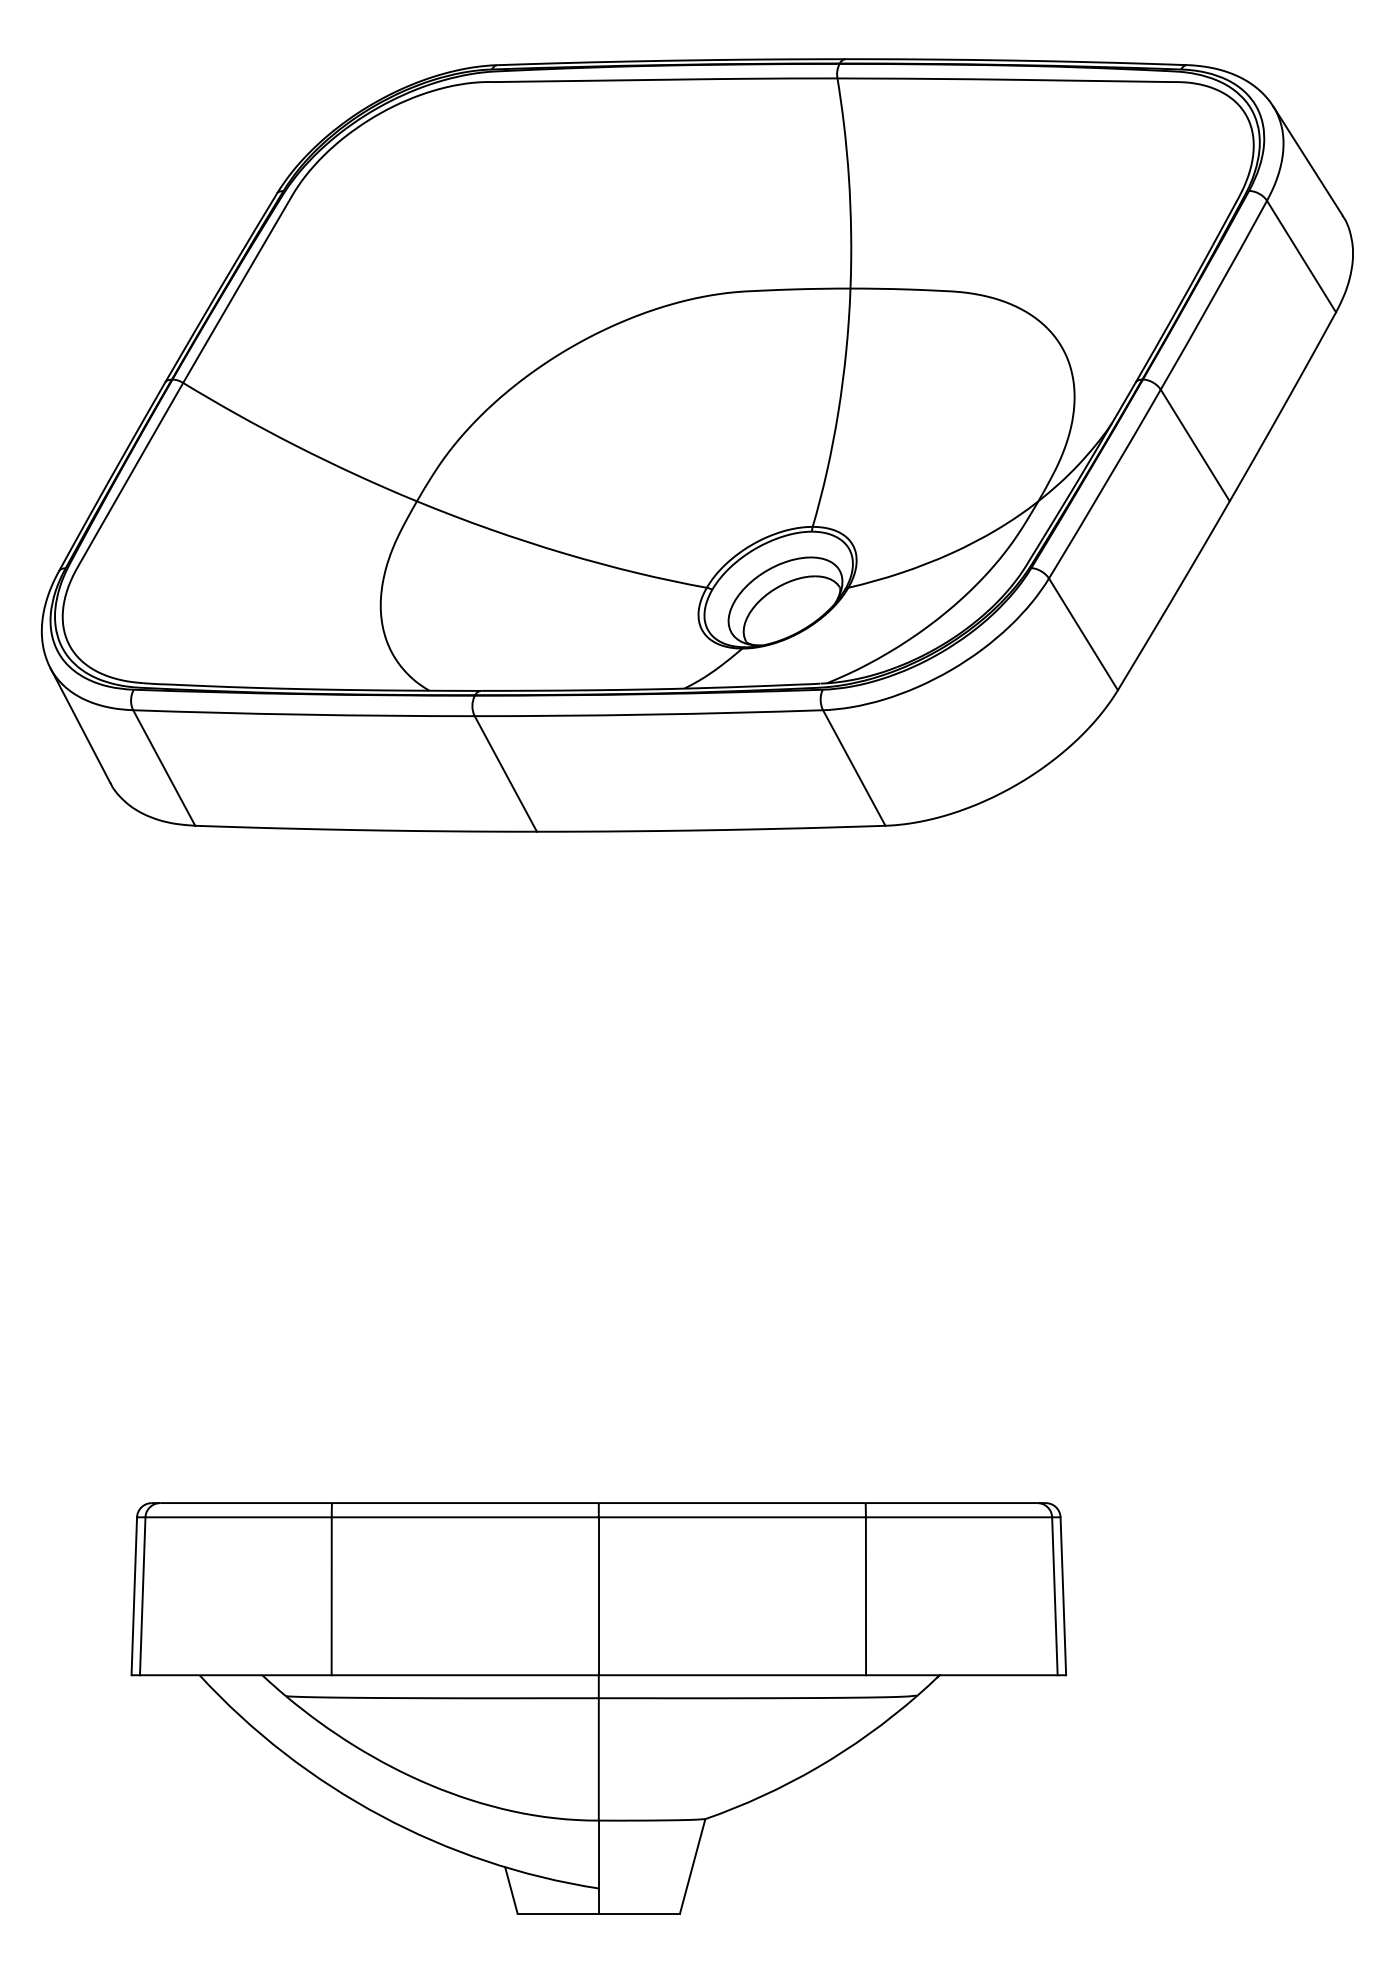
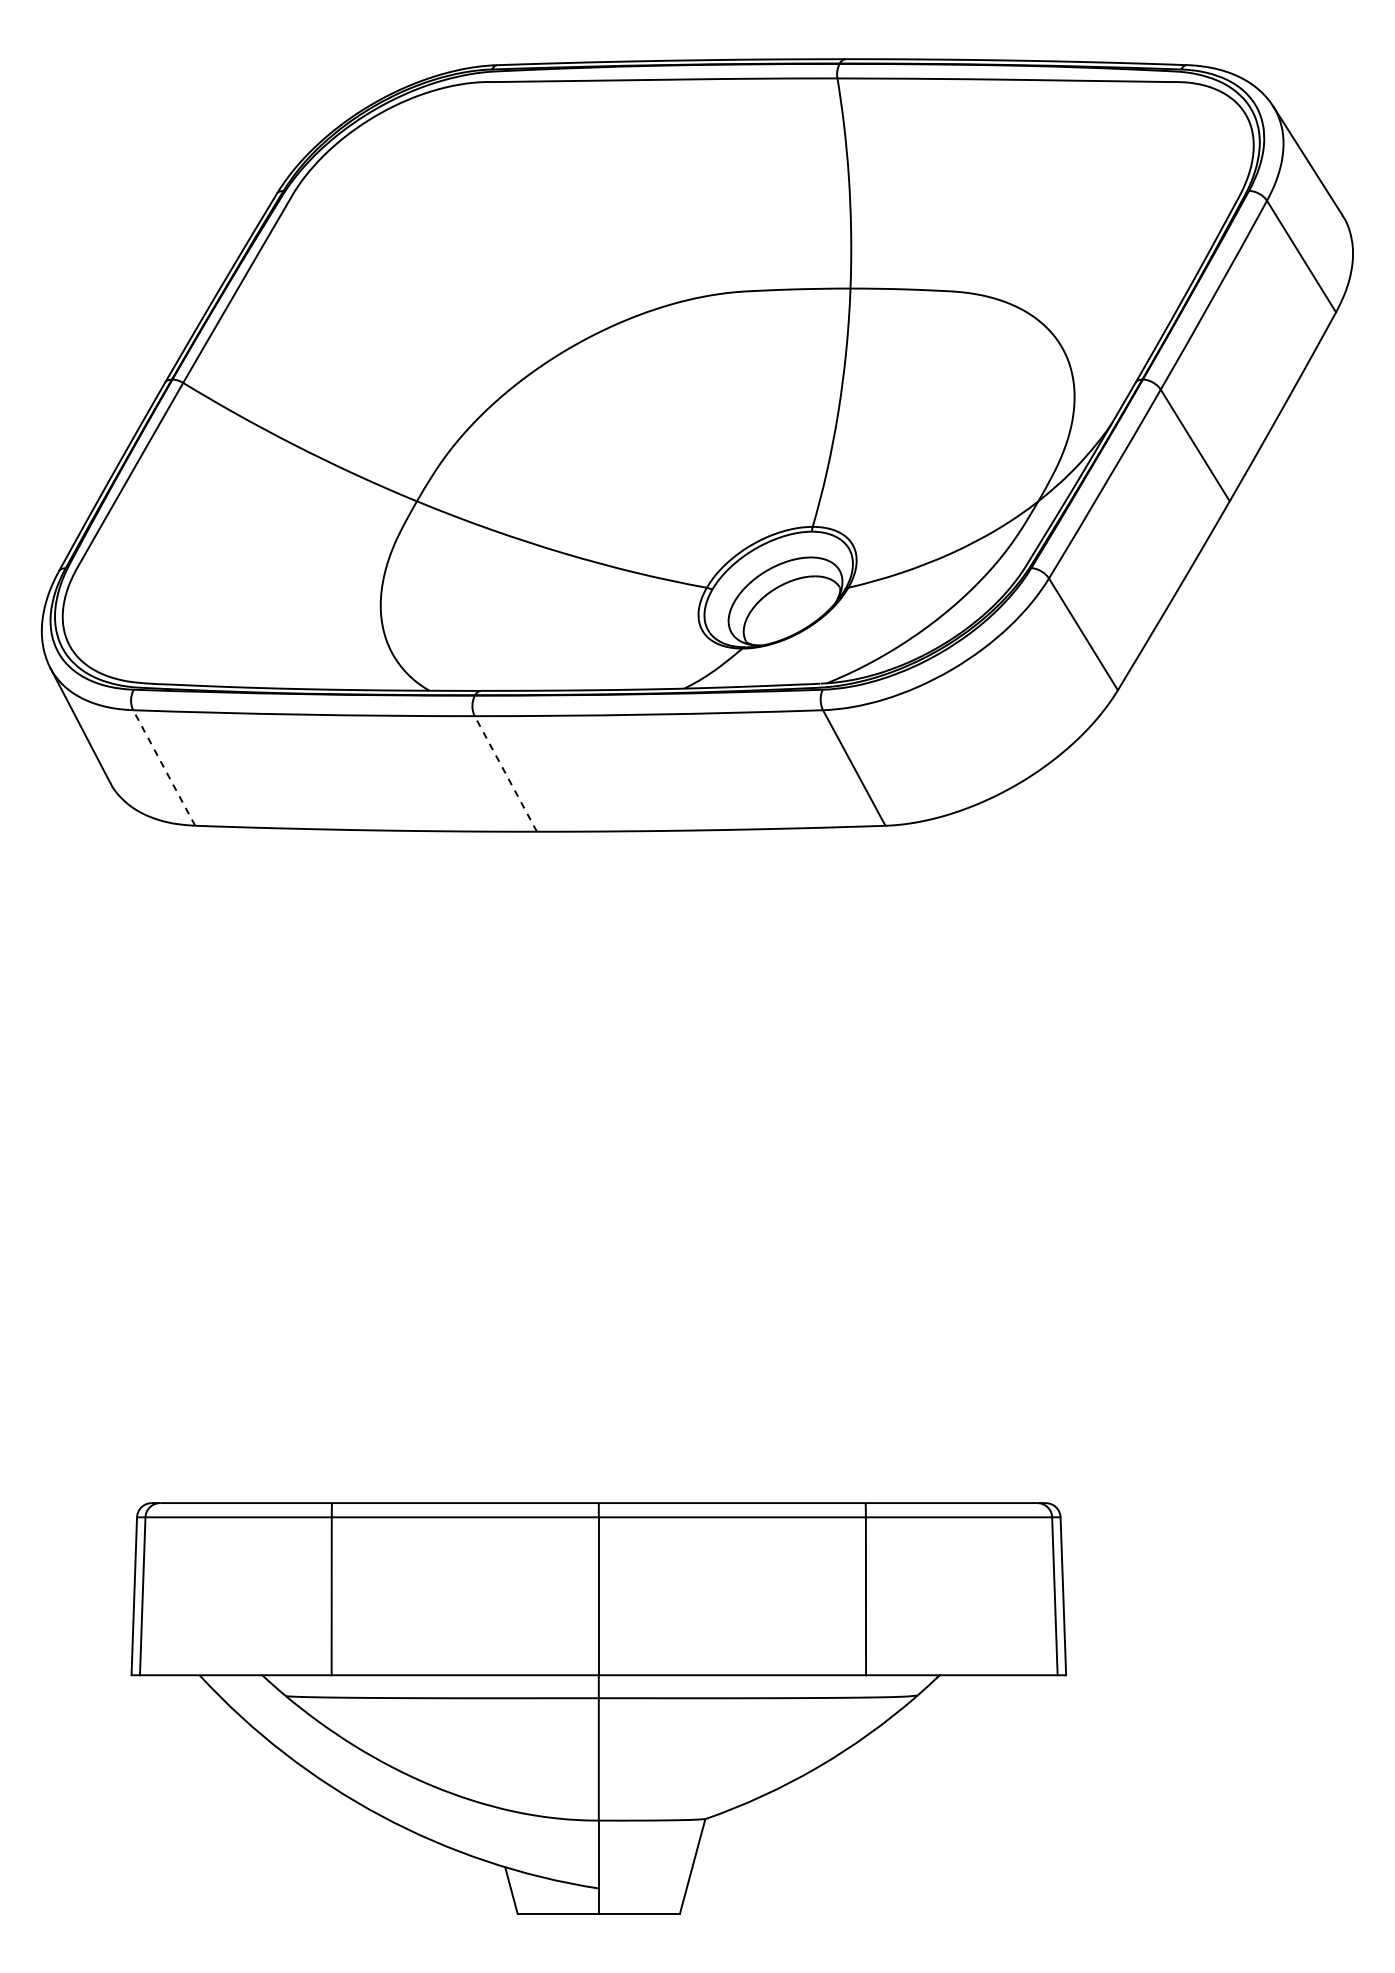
line: solid -> dashed (164, 768)
line: solid -> dashed (505, 773)
